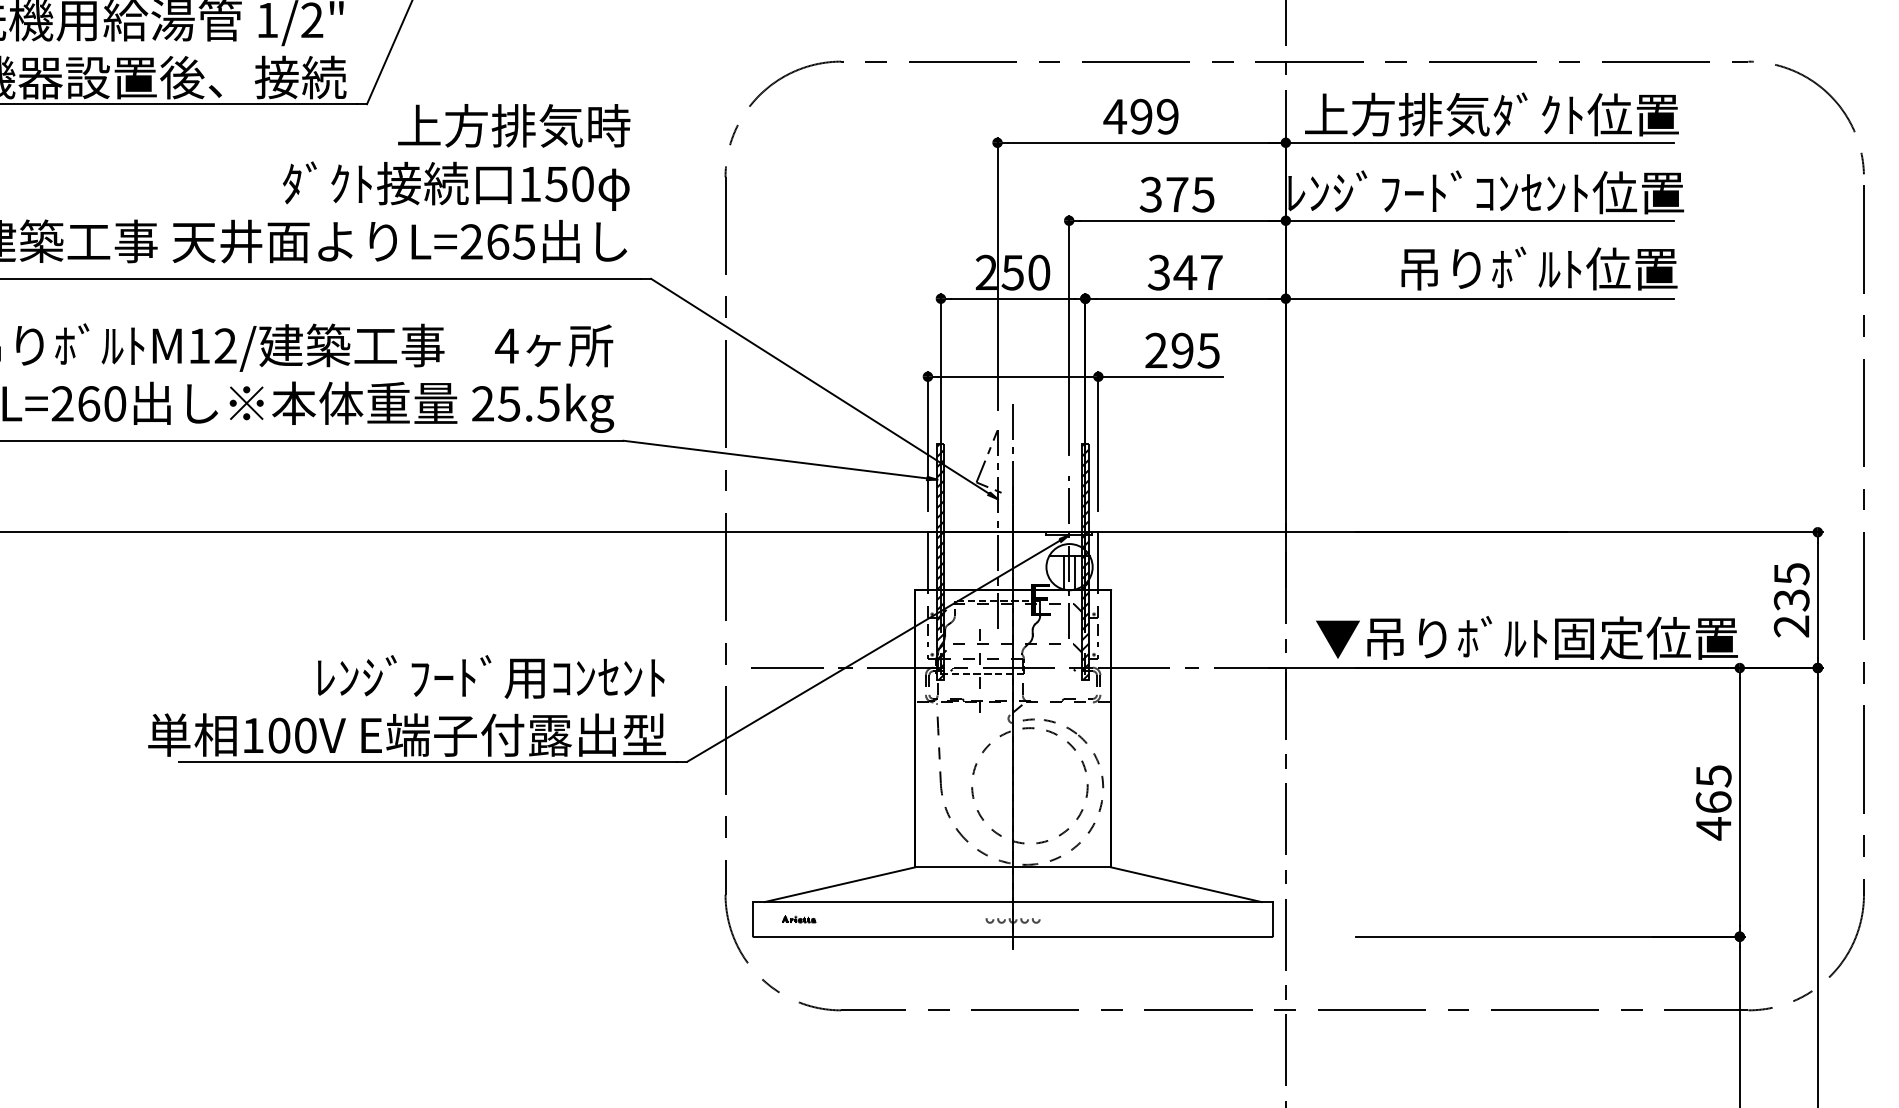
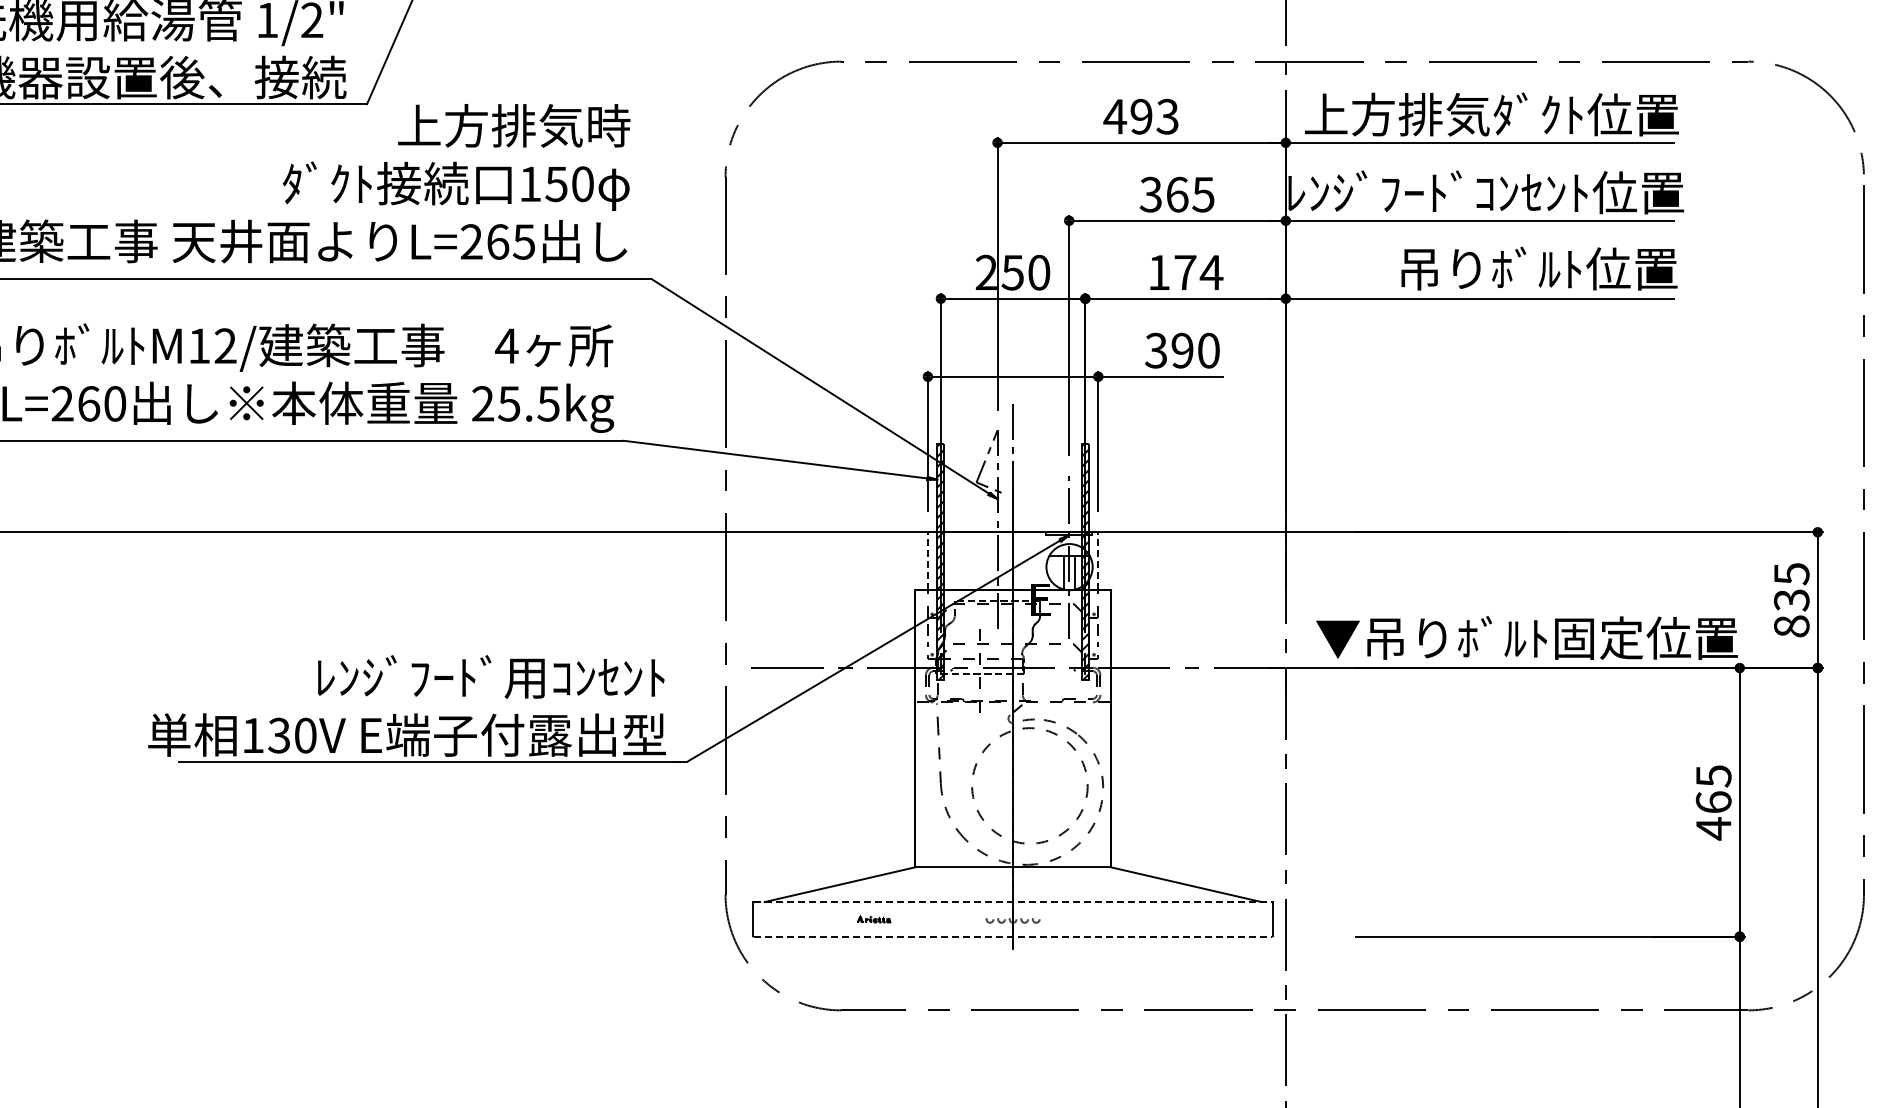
text: 499 -> 493 (1167, 116)
text: 375 -> 365 (1177, 194)
text: 347 -> 174 (1185, 272)
text: 295 -> 390 (1182, 350)
line: solid -> dashed (927, 561)
line: solid -> dashed (1098, 561)
text: 235 -> 835 (1791, 626)
text: 100V -> 130V (279, 735)
line: solid -> dashed (1013, 902)
part position: (799, 919) -> (874, 919) (874, 919)
line: solid -> dashed (1013, 936)
